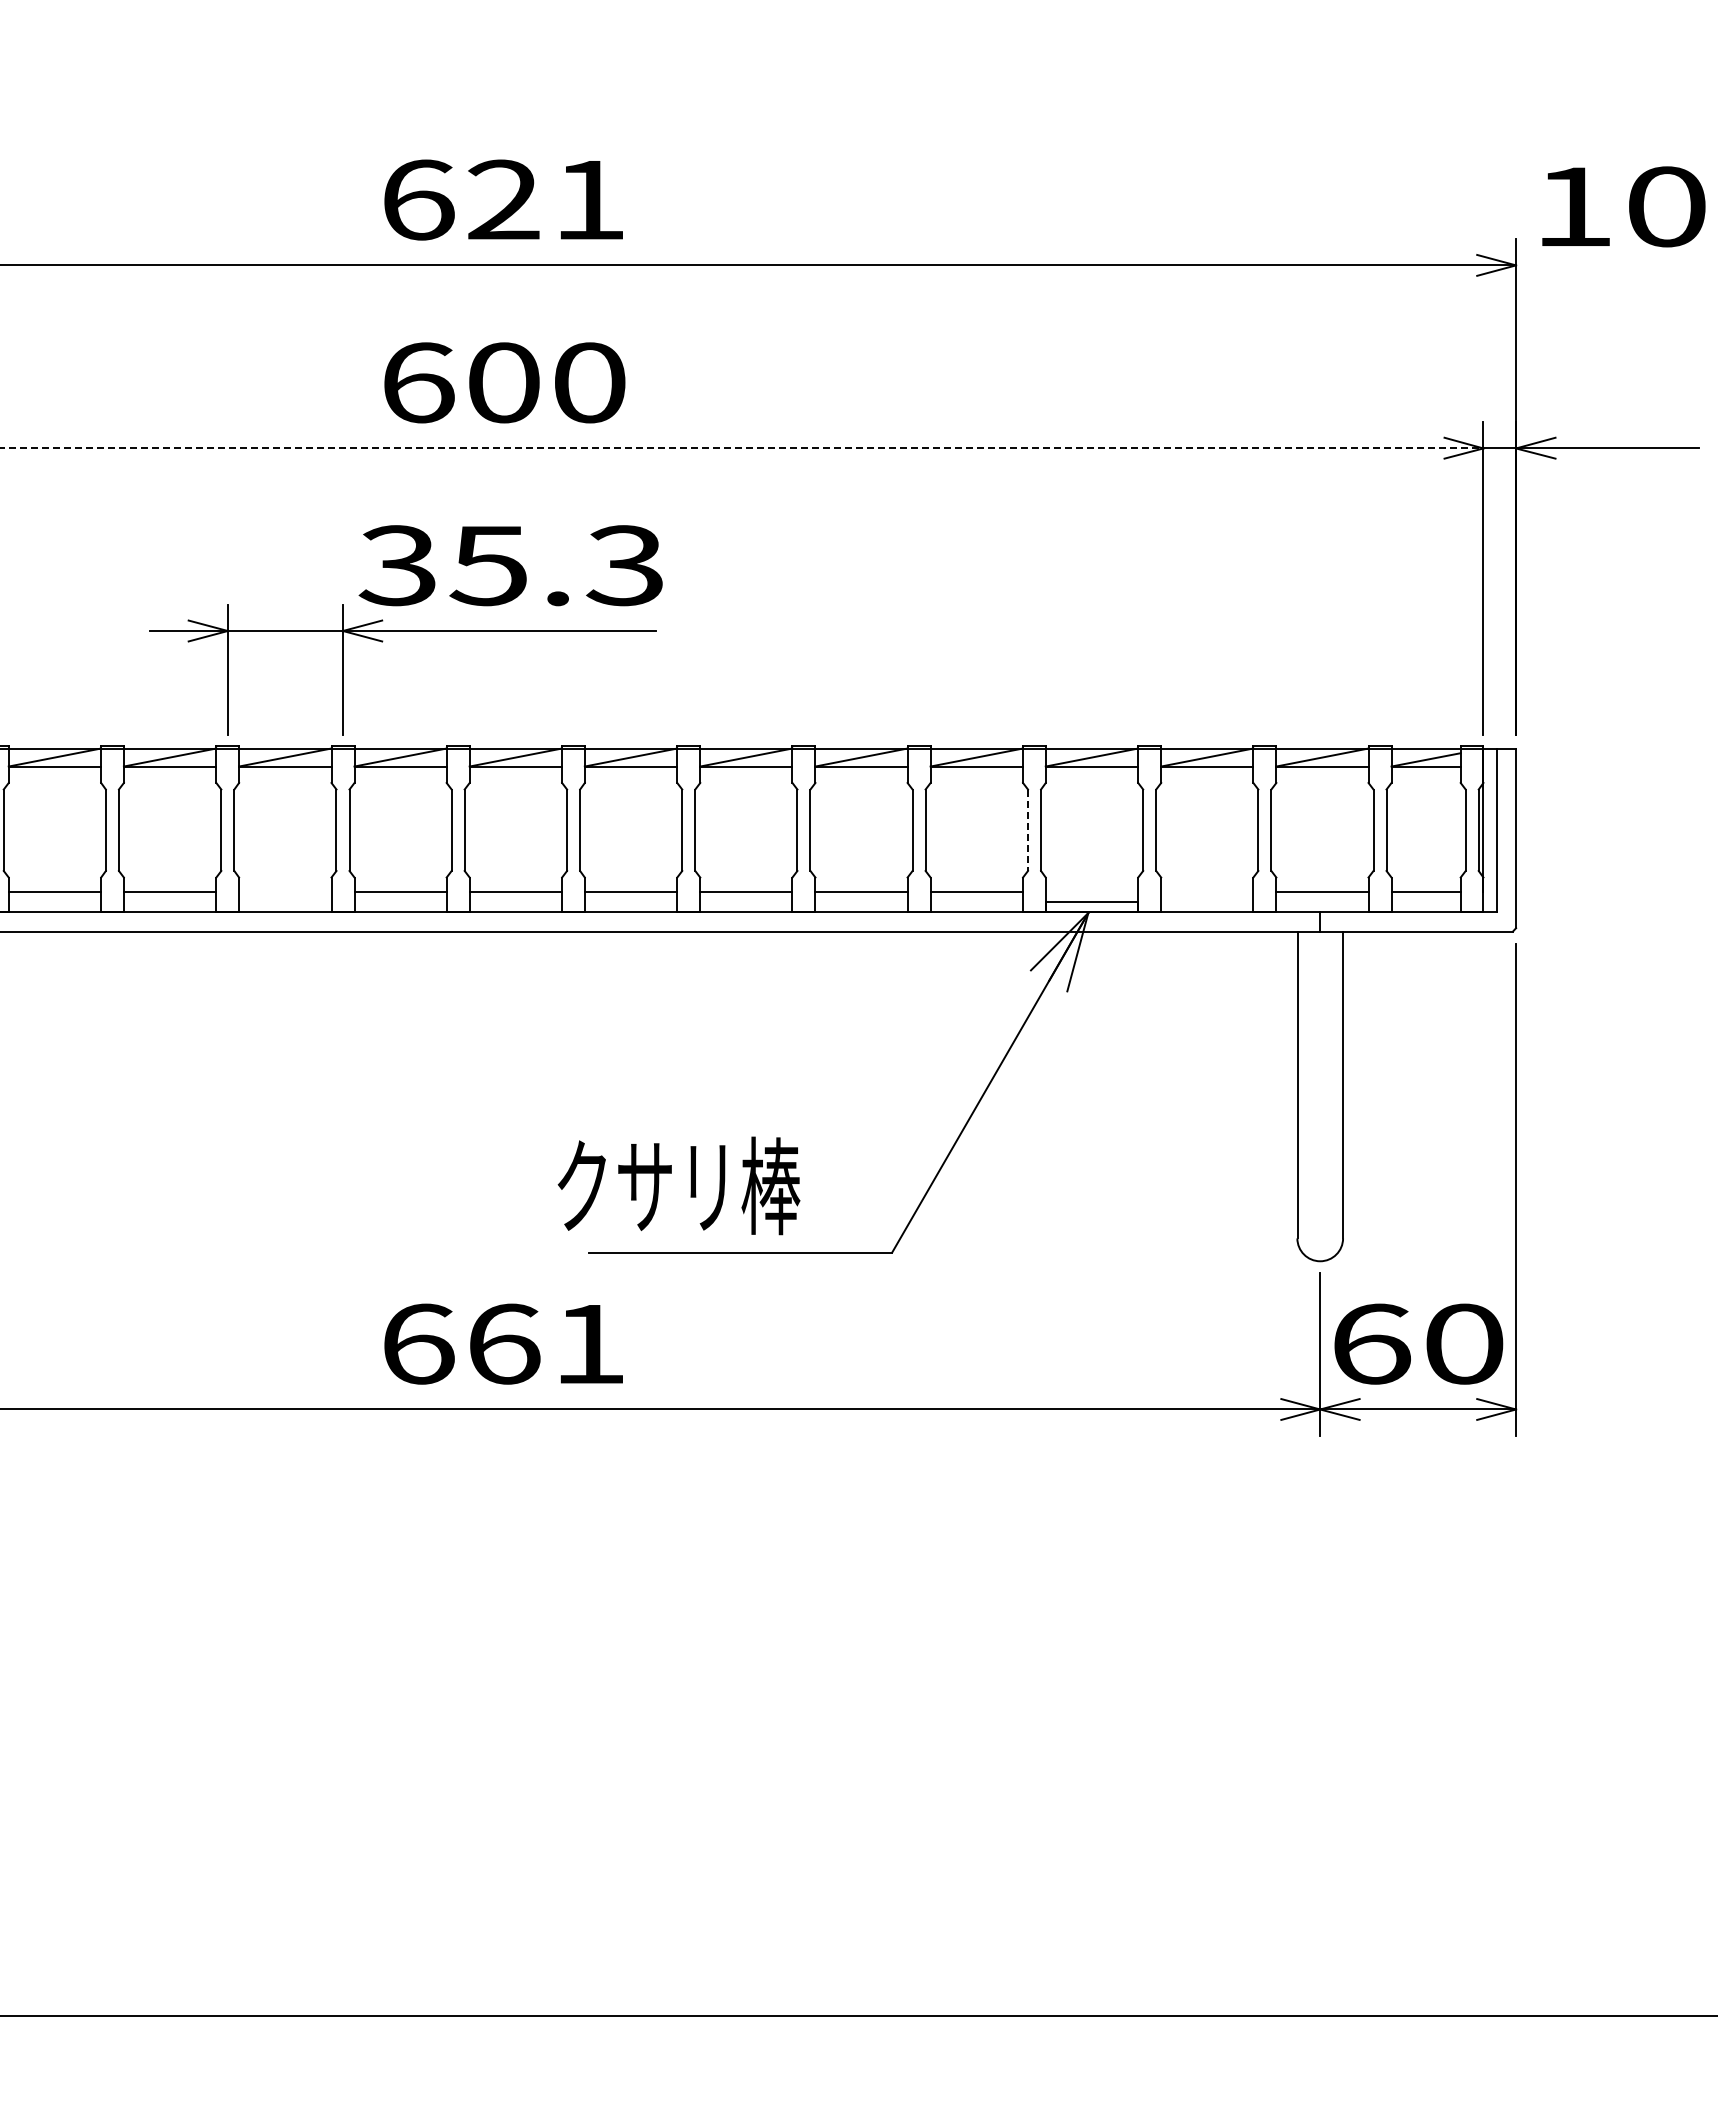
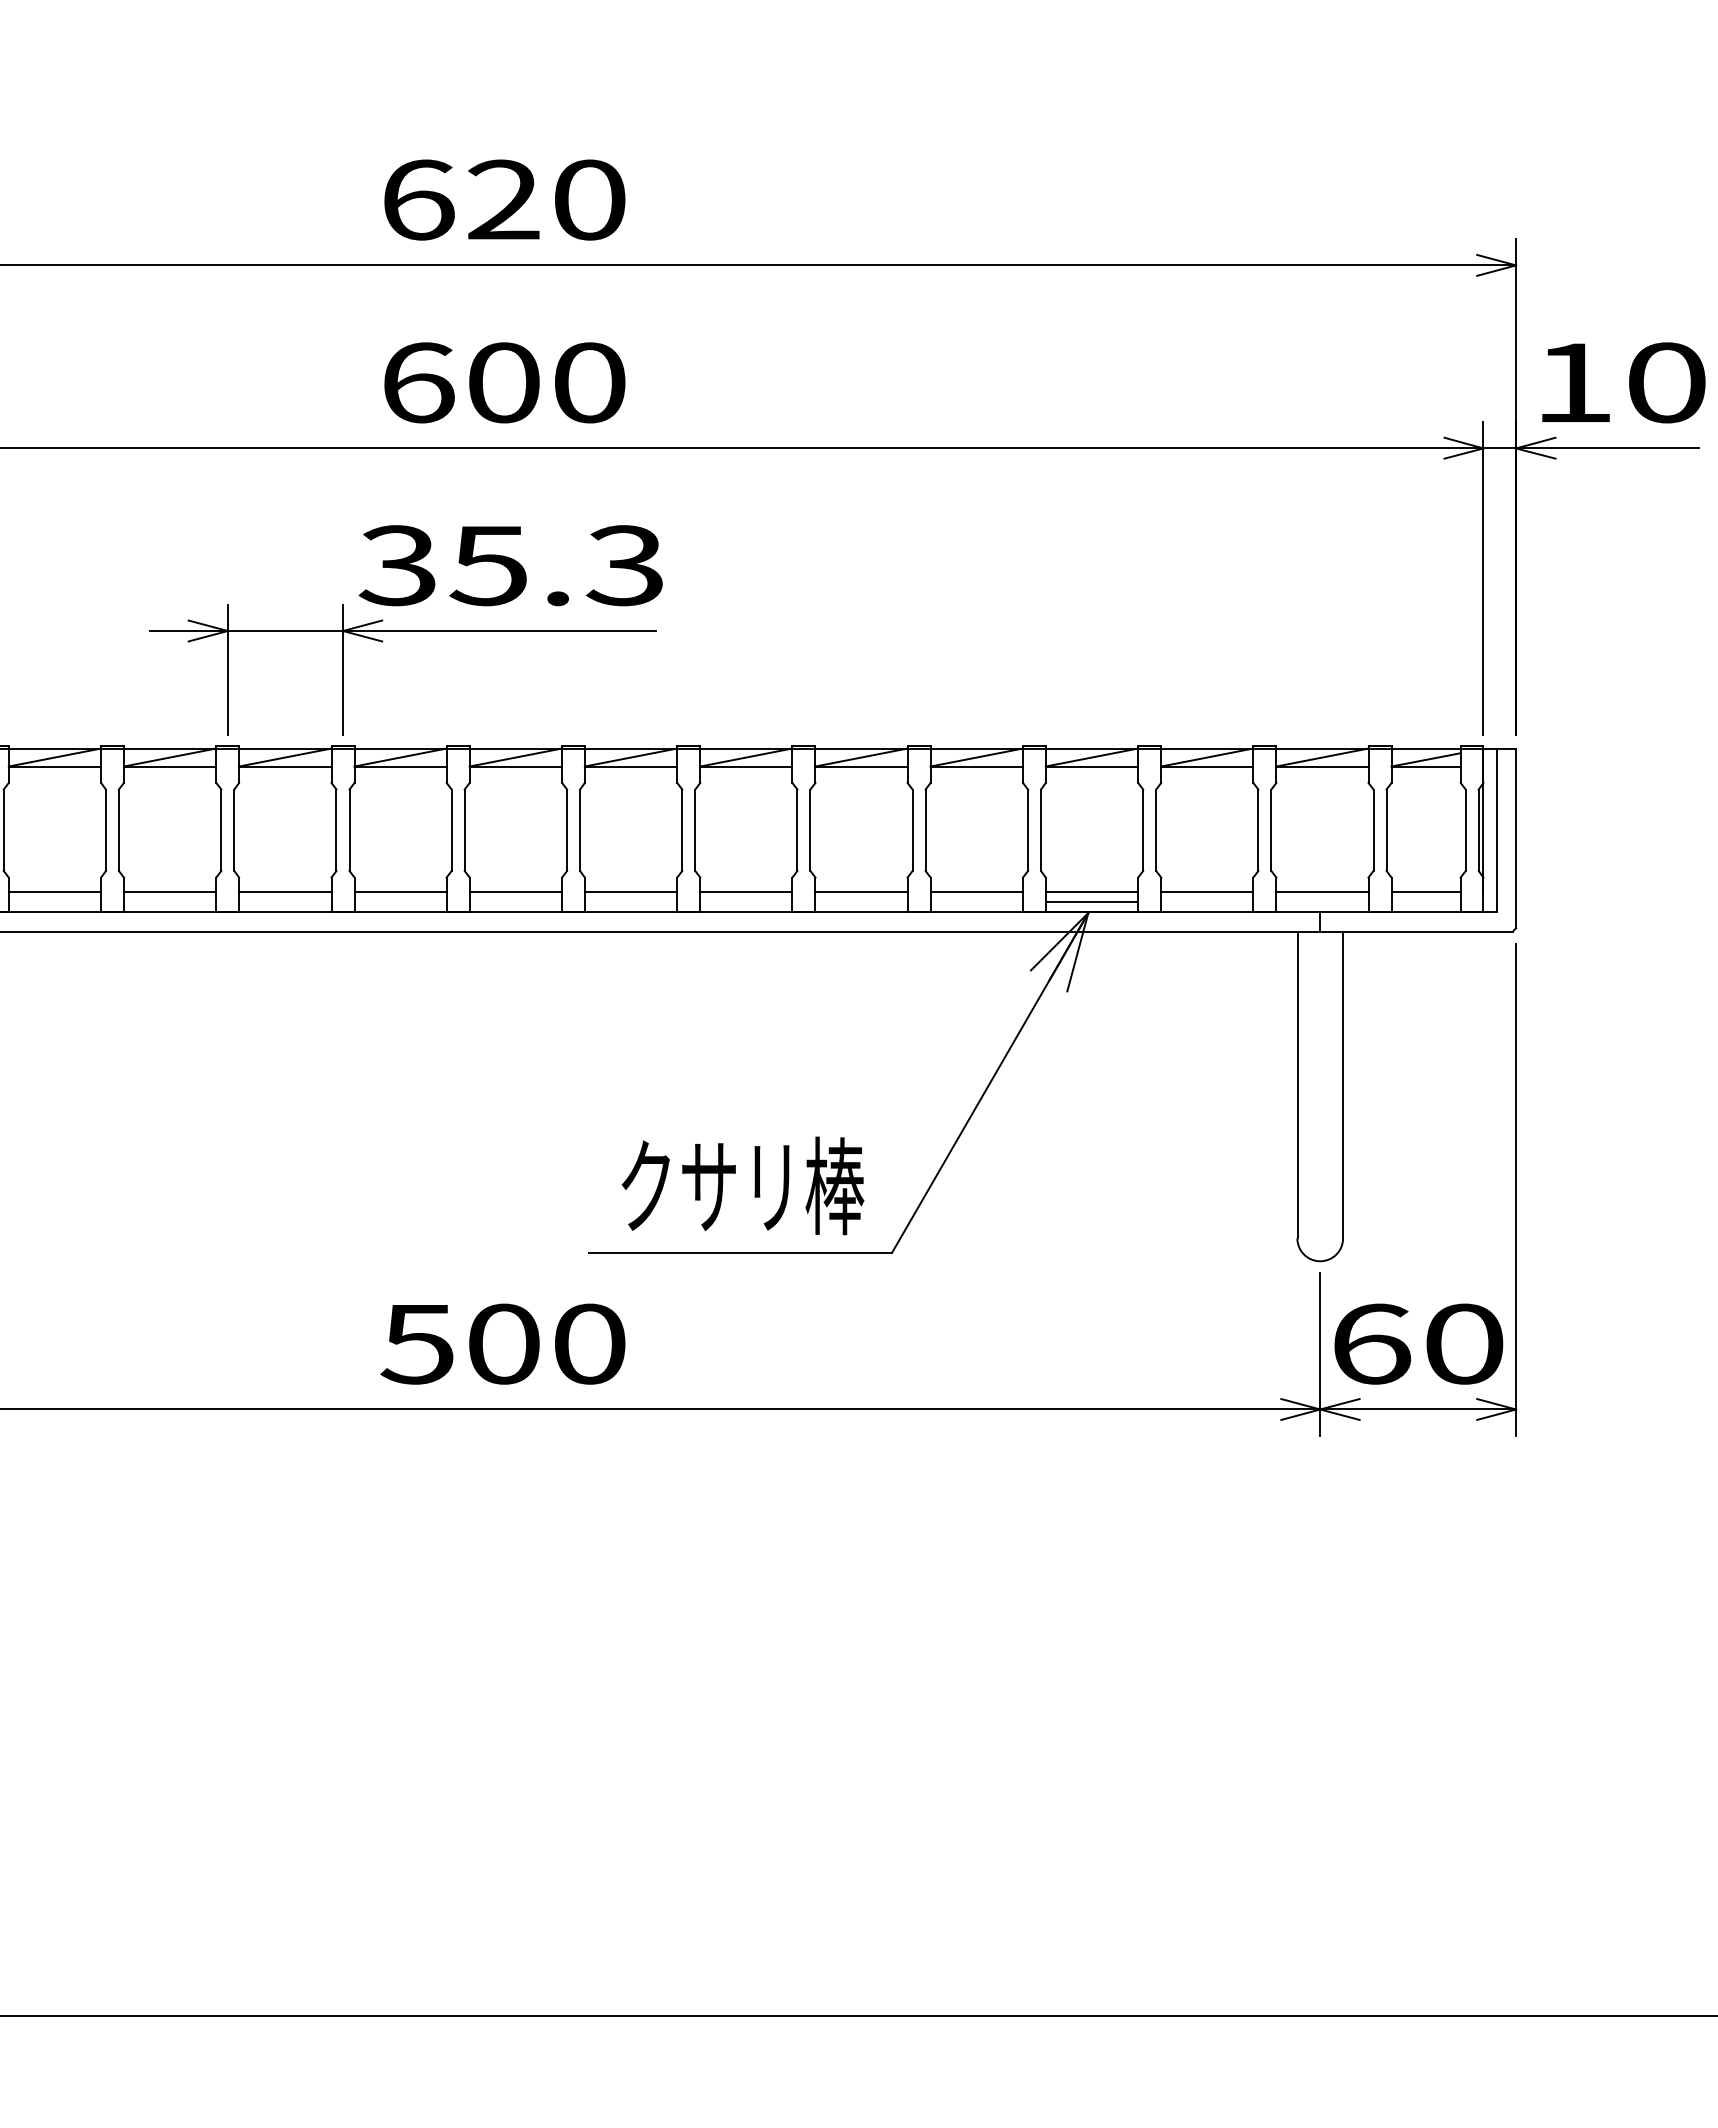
text: 621 -> 620 (590, 199)
text position: (1623, 206) -> (1623, 382) (1623, 382)
line: dashed -> solid (742, 448)
line: dashed -> solid (1028, 830)
line: none -> present (285, 892)
line: none -> present (1091, 892)
line: none -> present (1207, 892)
text position: (678, 1185) -> (742, 1185) (742, 1185)
text: 661 -> 500 (502, 1343)
